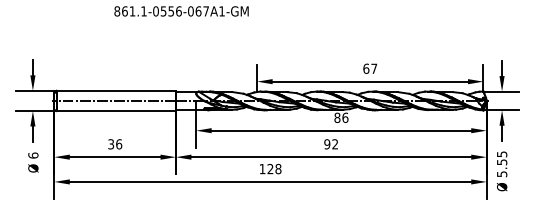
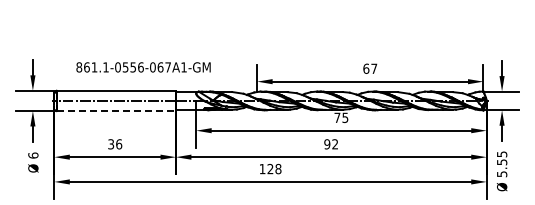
text position: (181, 11) -> (143, 67) (143, 67)
line: solid -> dashed (116, 111)
text: 86 -> 75 (341, 117)
